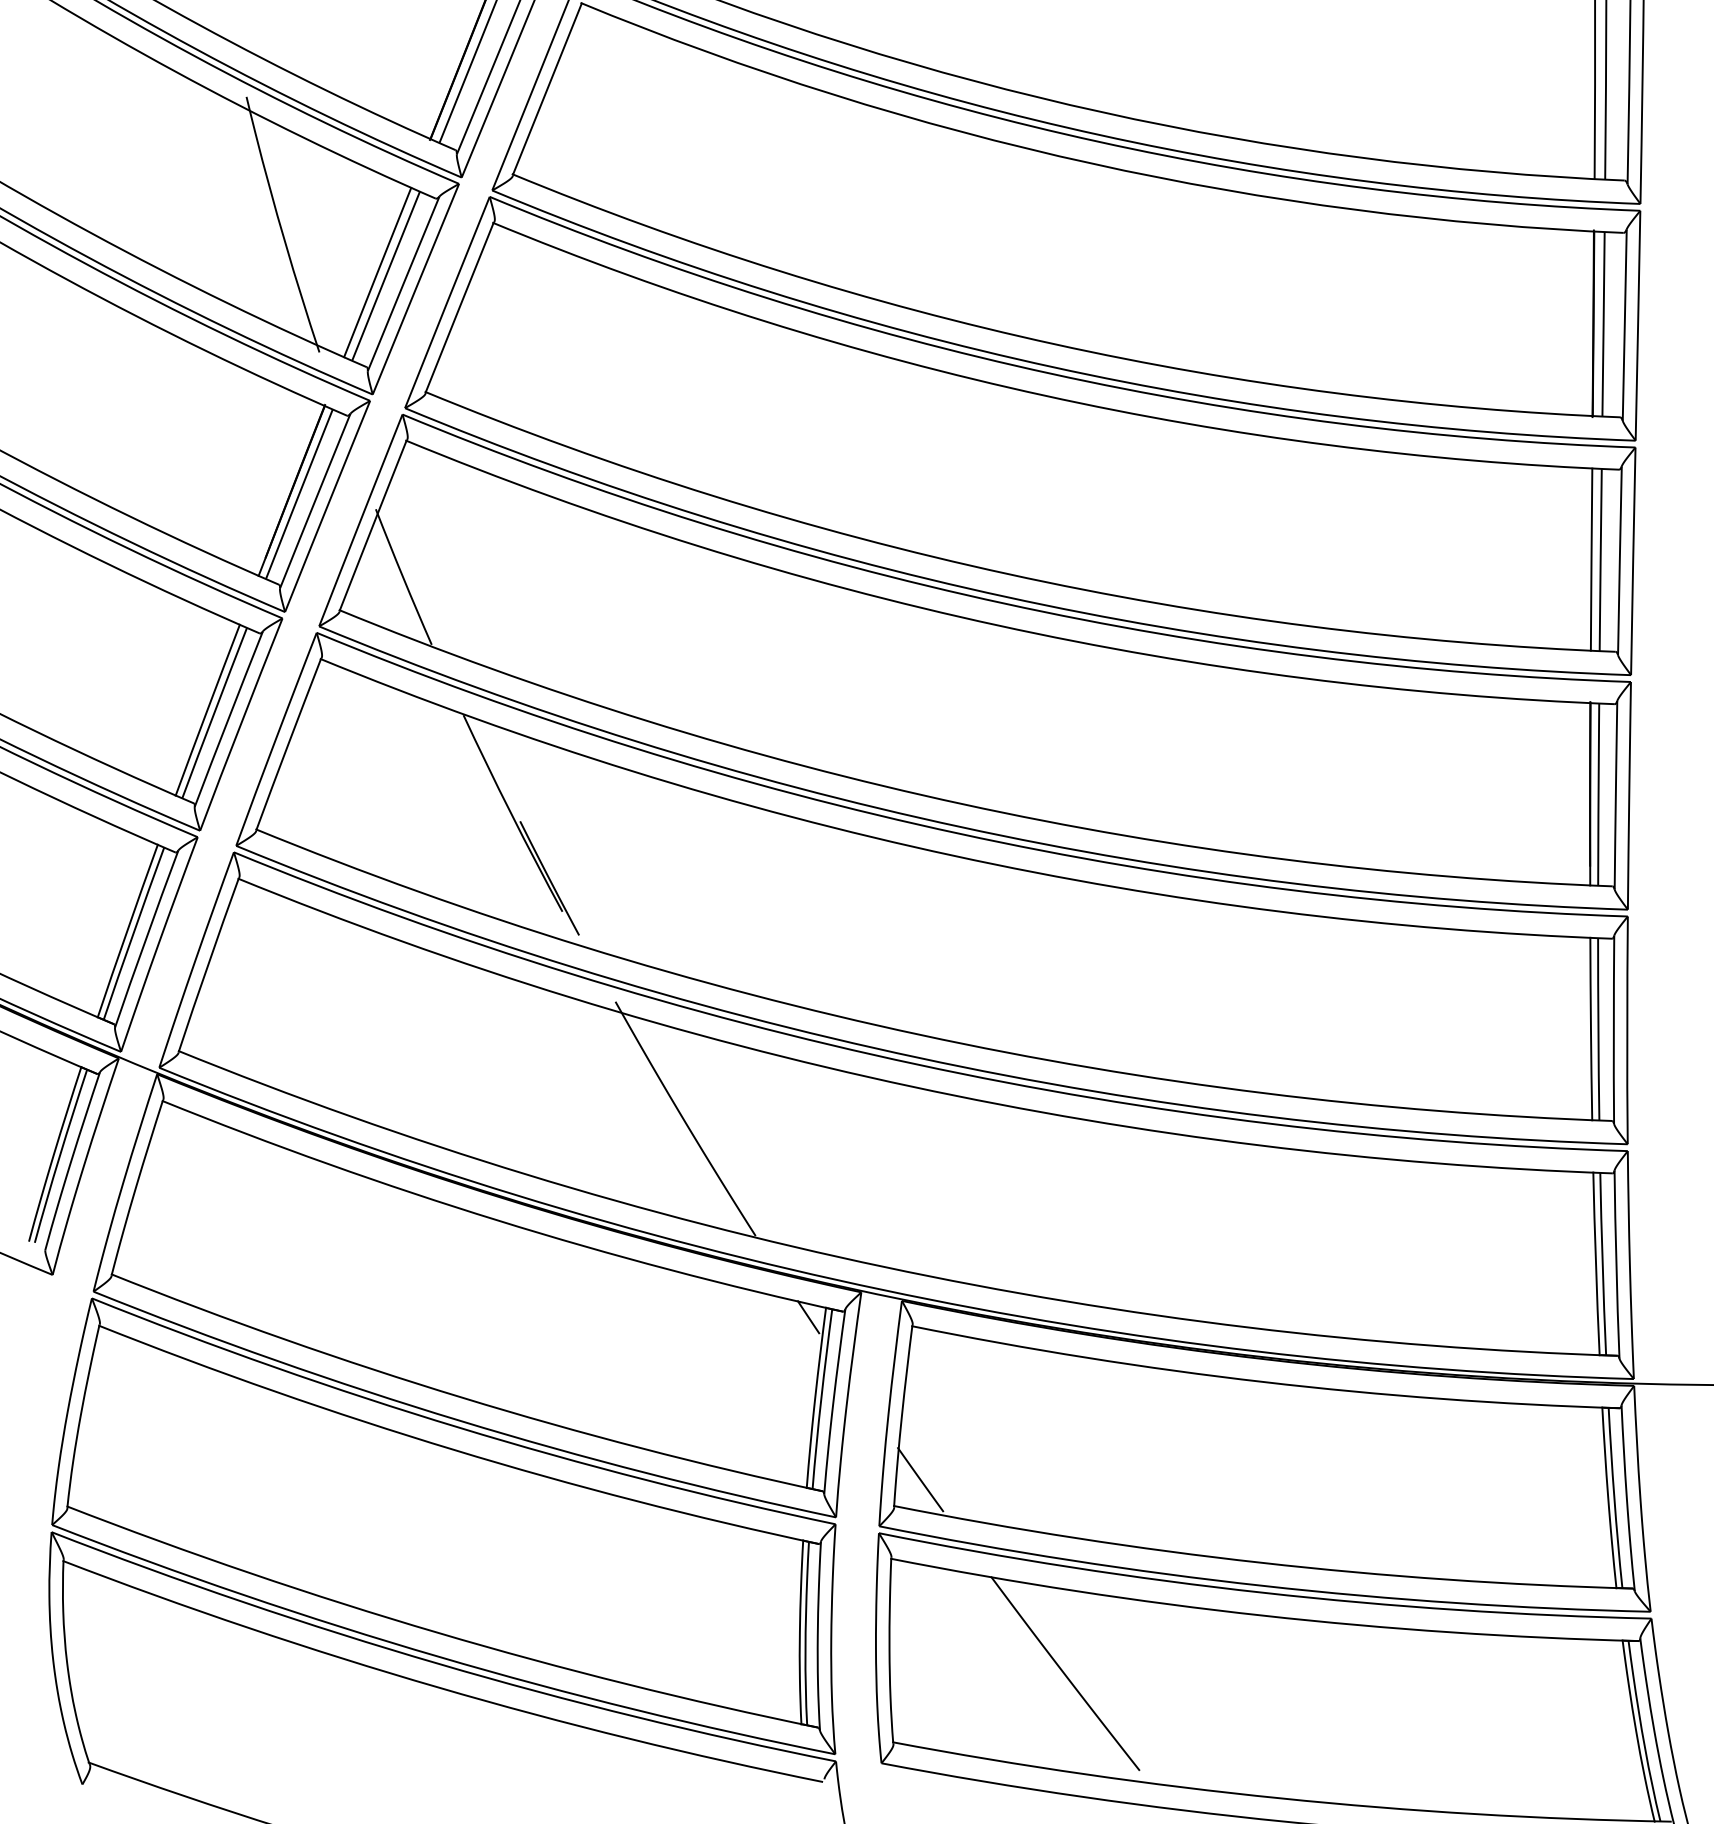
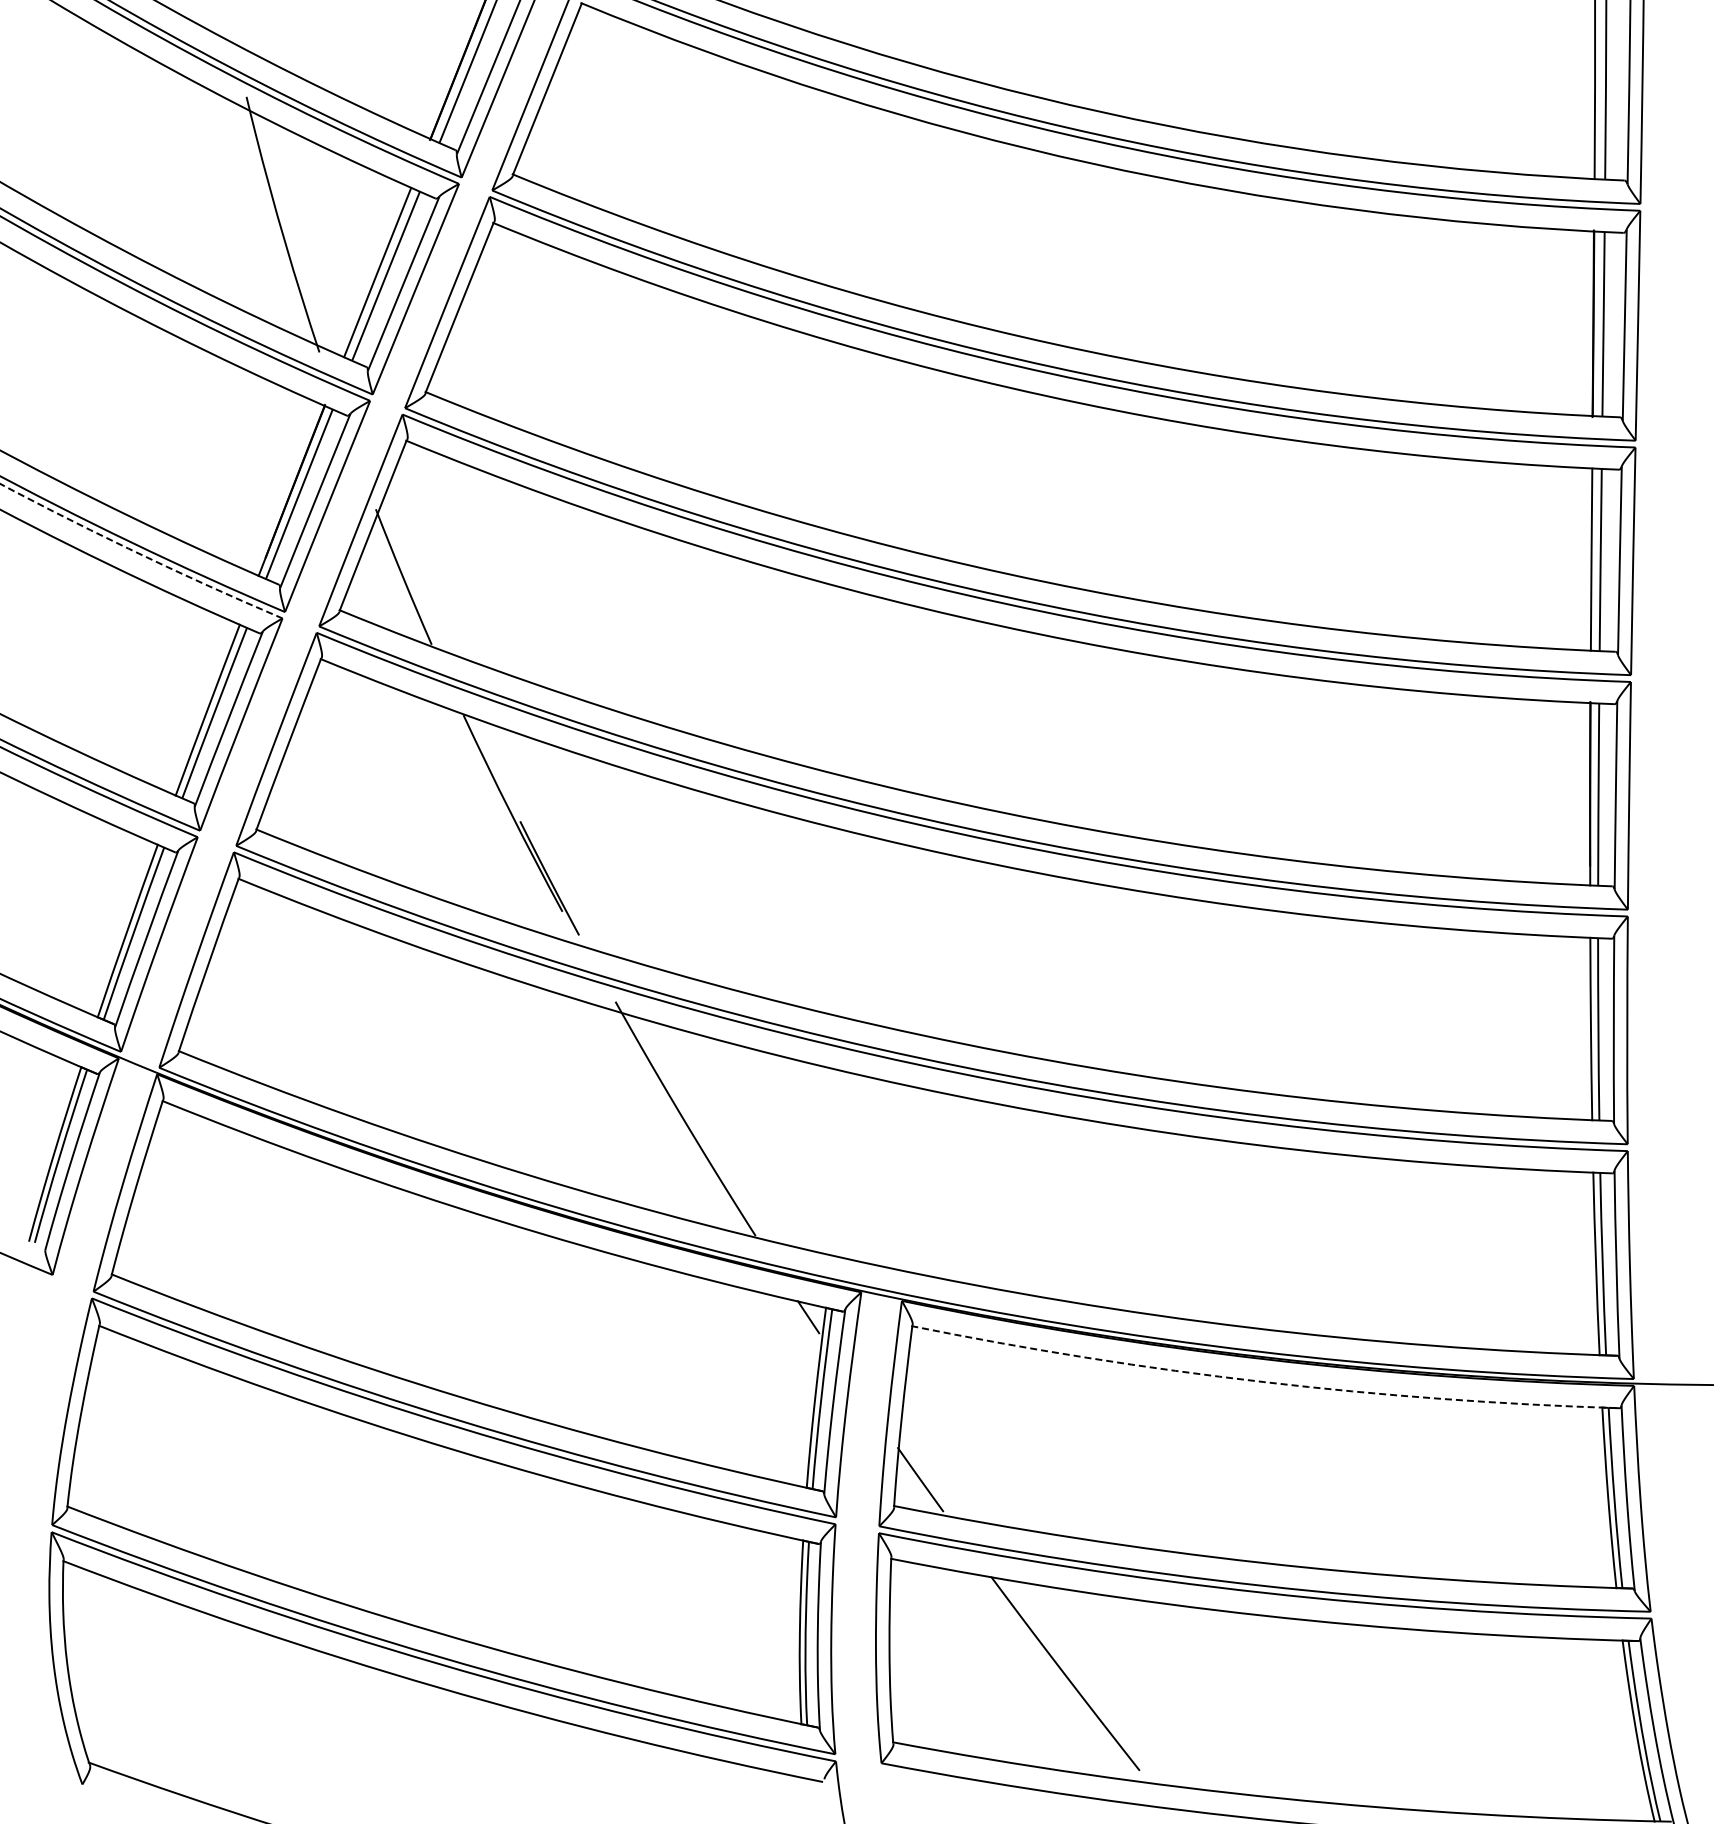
arc: solid -> dashed (139, 553)
arc: solid -> dashed (1263, 1382)
